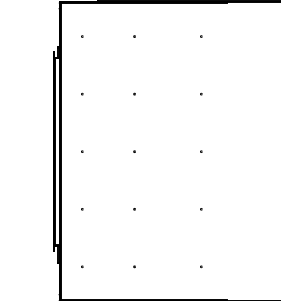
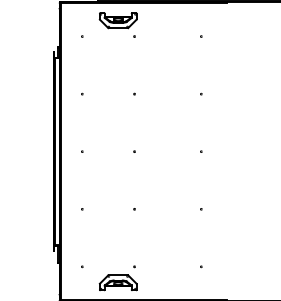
part: none -> present (117, 20)
part: none -> present (117, 282)
